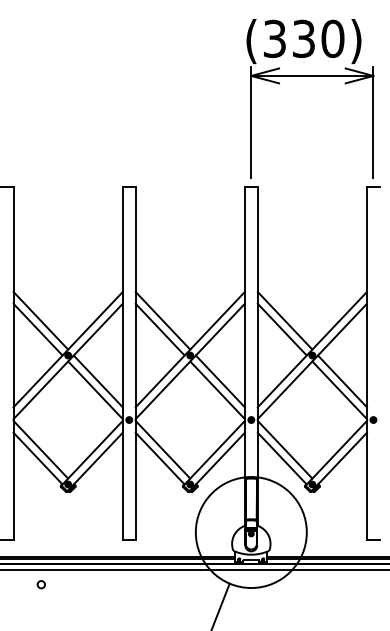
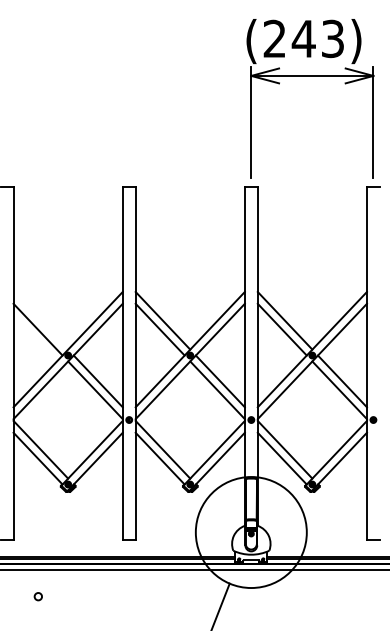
text: (330) -> (243) (303, 38)
line: present -> none (40, 320)
circle position: (40, 584) -> (37, 596) (37, 596)
